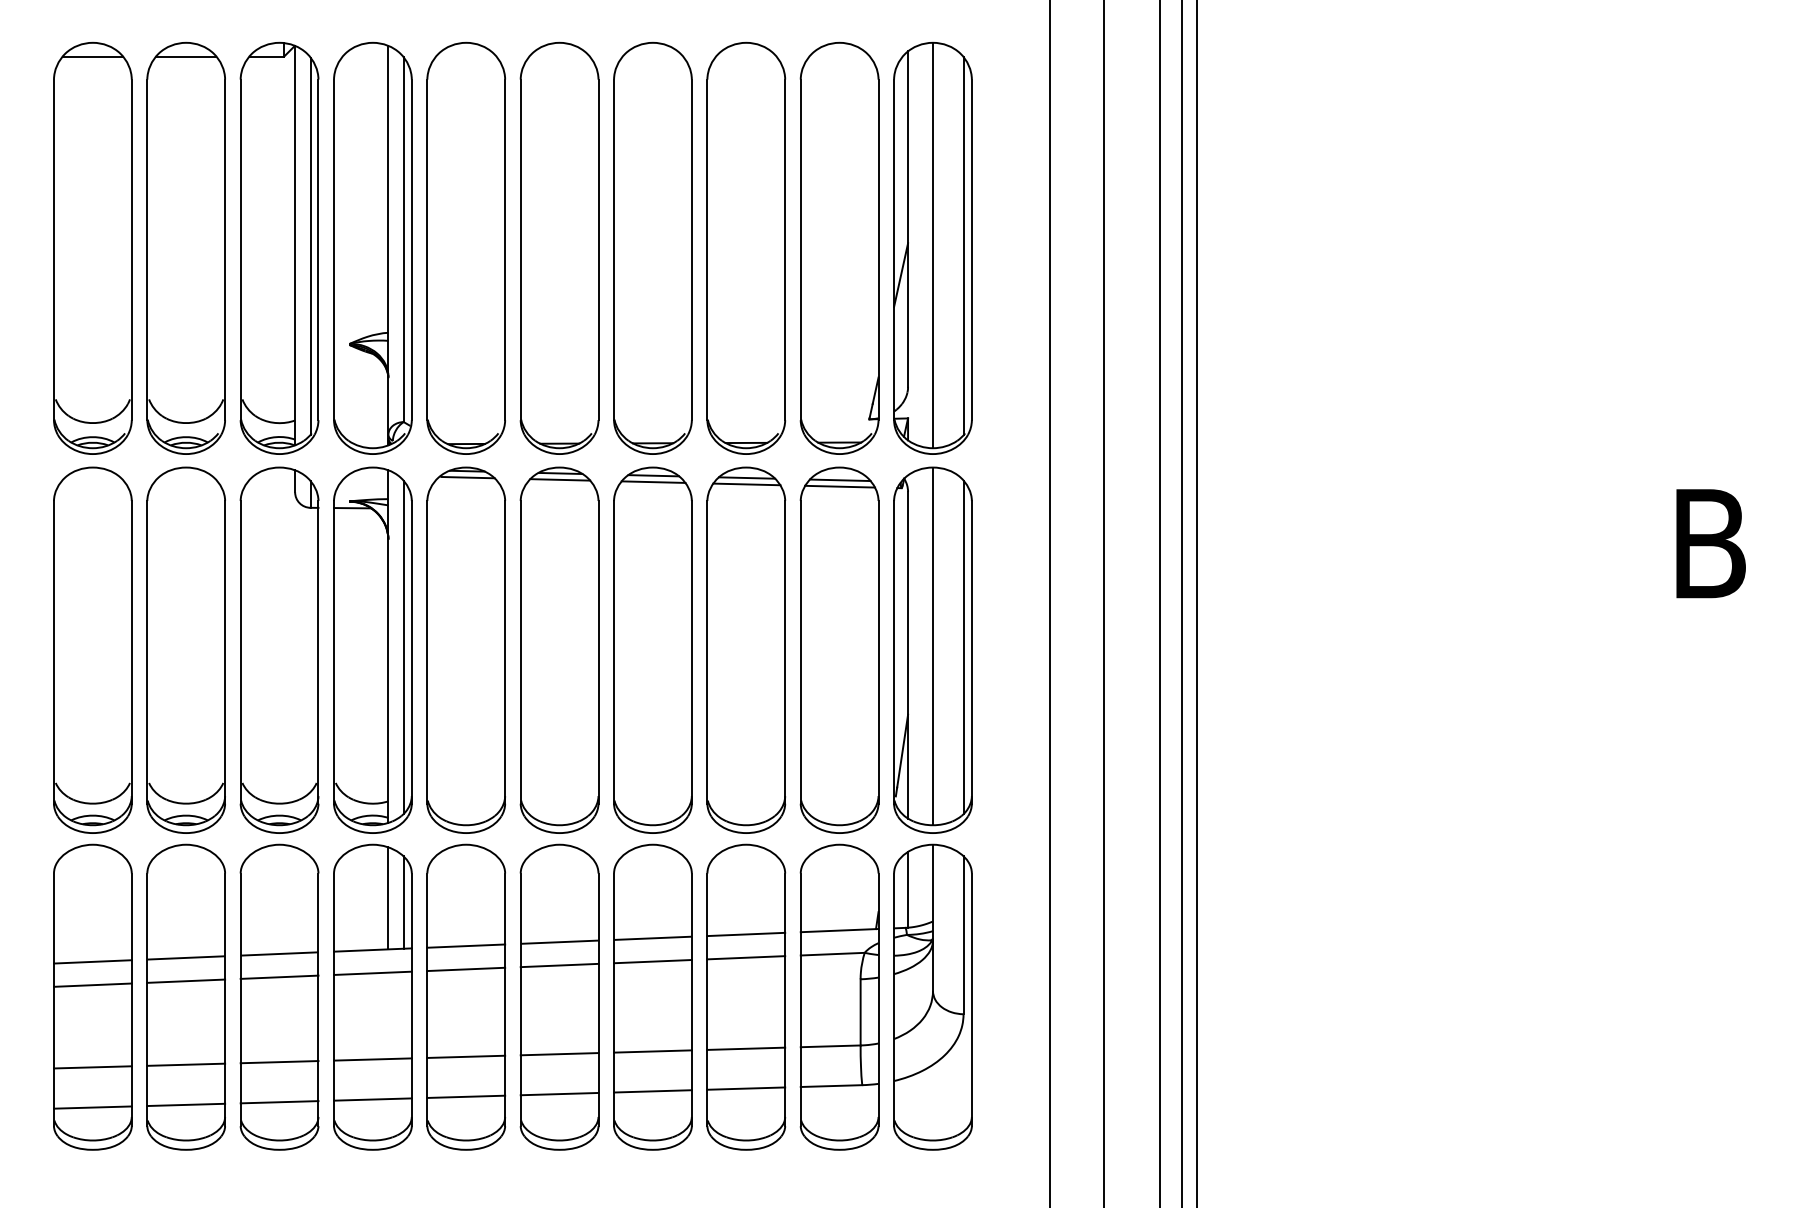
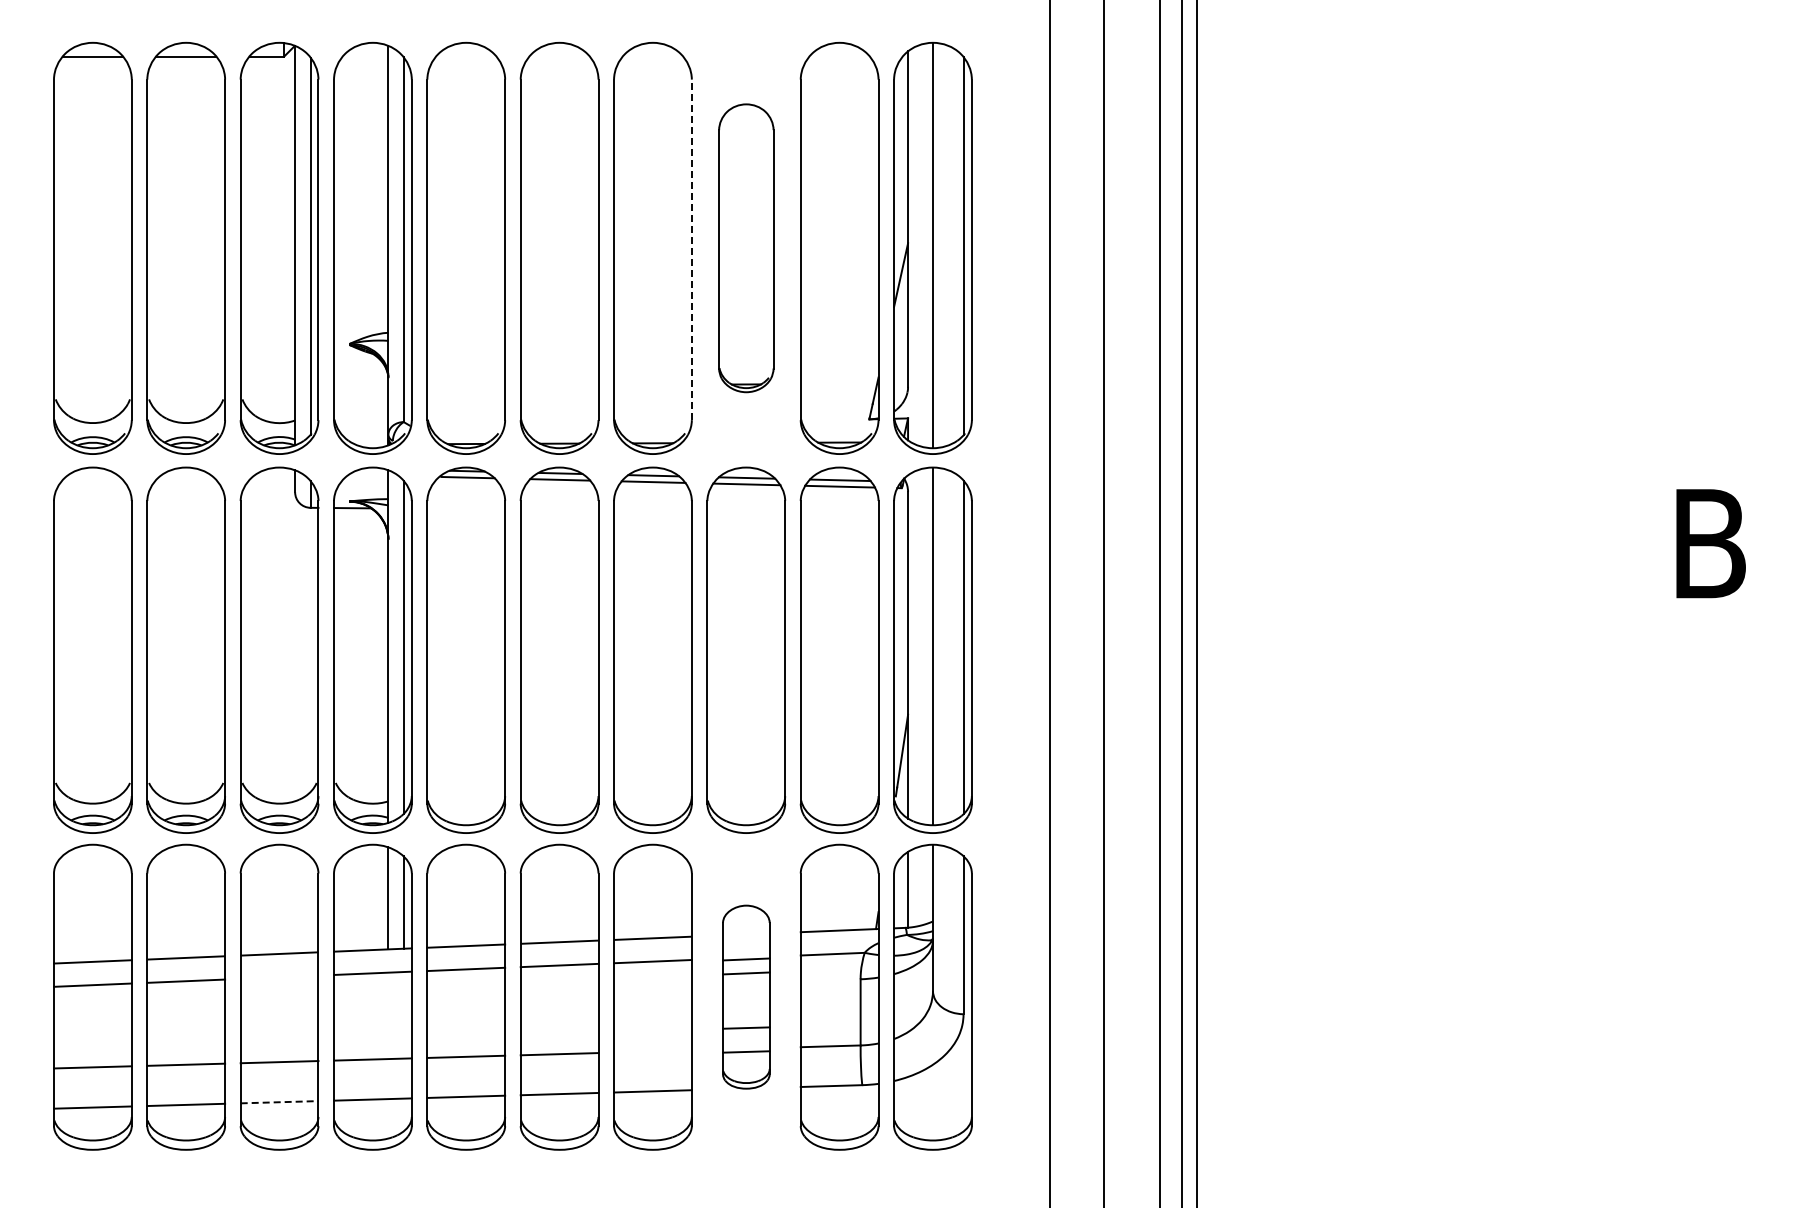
part size: 81x414 px -> 57x291 px (746, 248)
line: solid -> dashed (691, 249)
line: present -> none (279, 976)
part size: 81x308 px -> 49x186 px (746, 996)
line: present -> none (652, 1051)
line: solid -> dashed (279, 1102)
